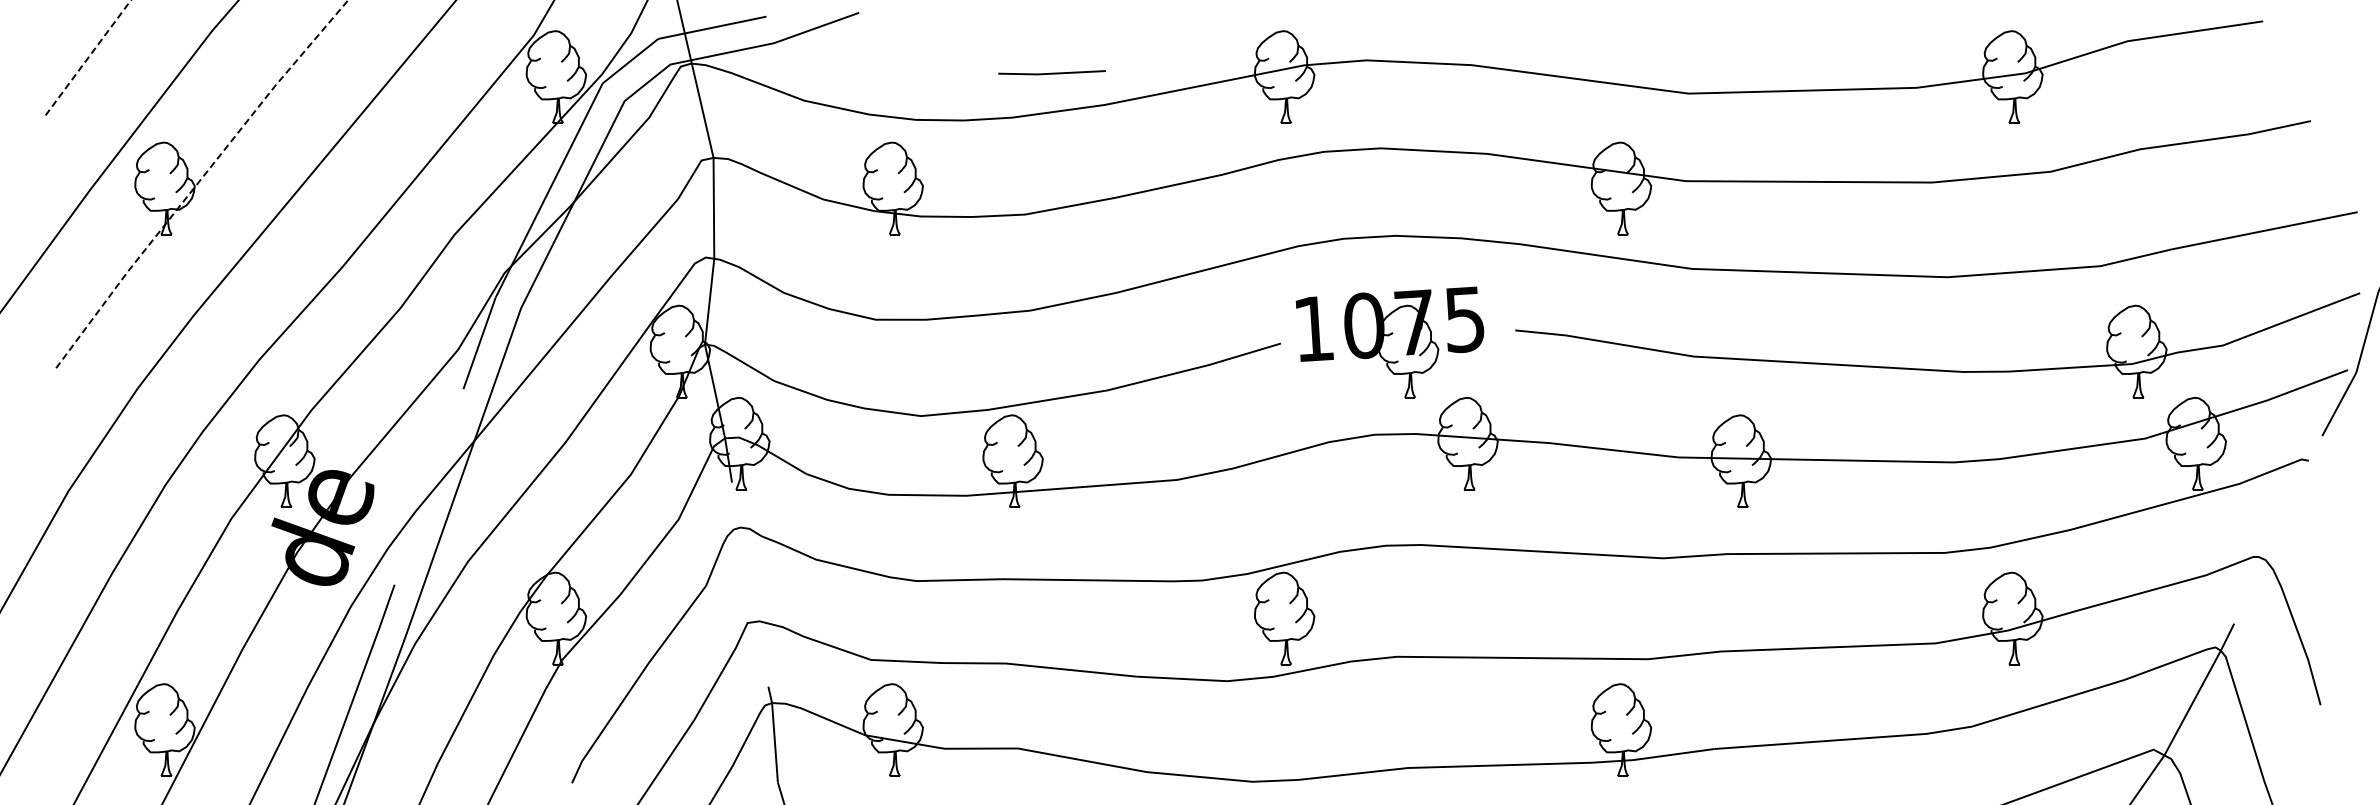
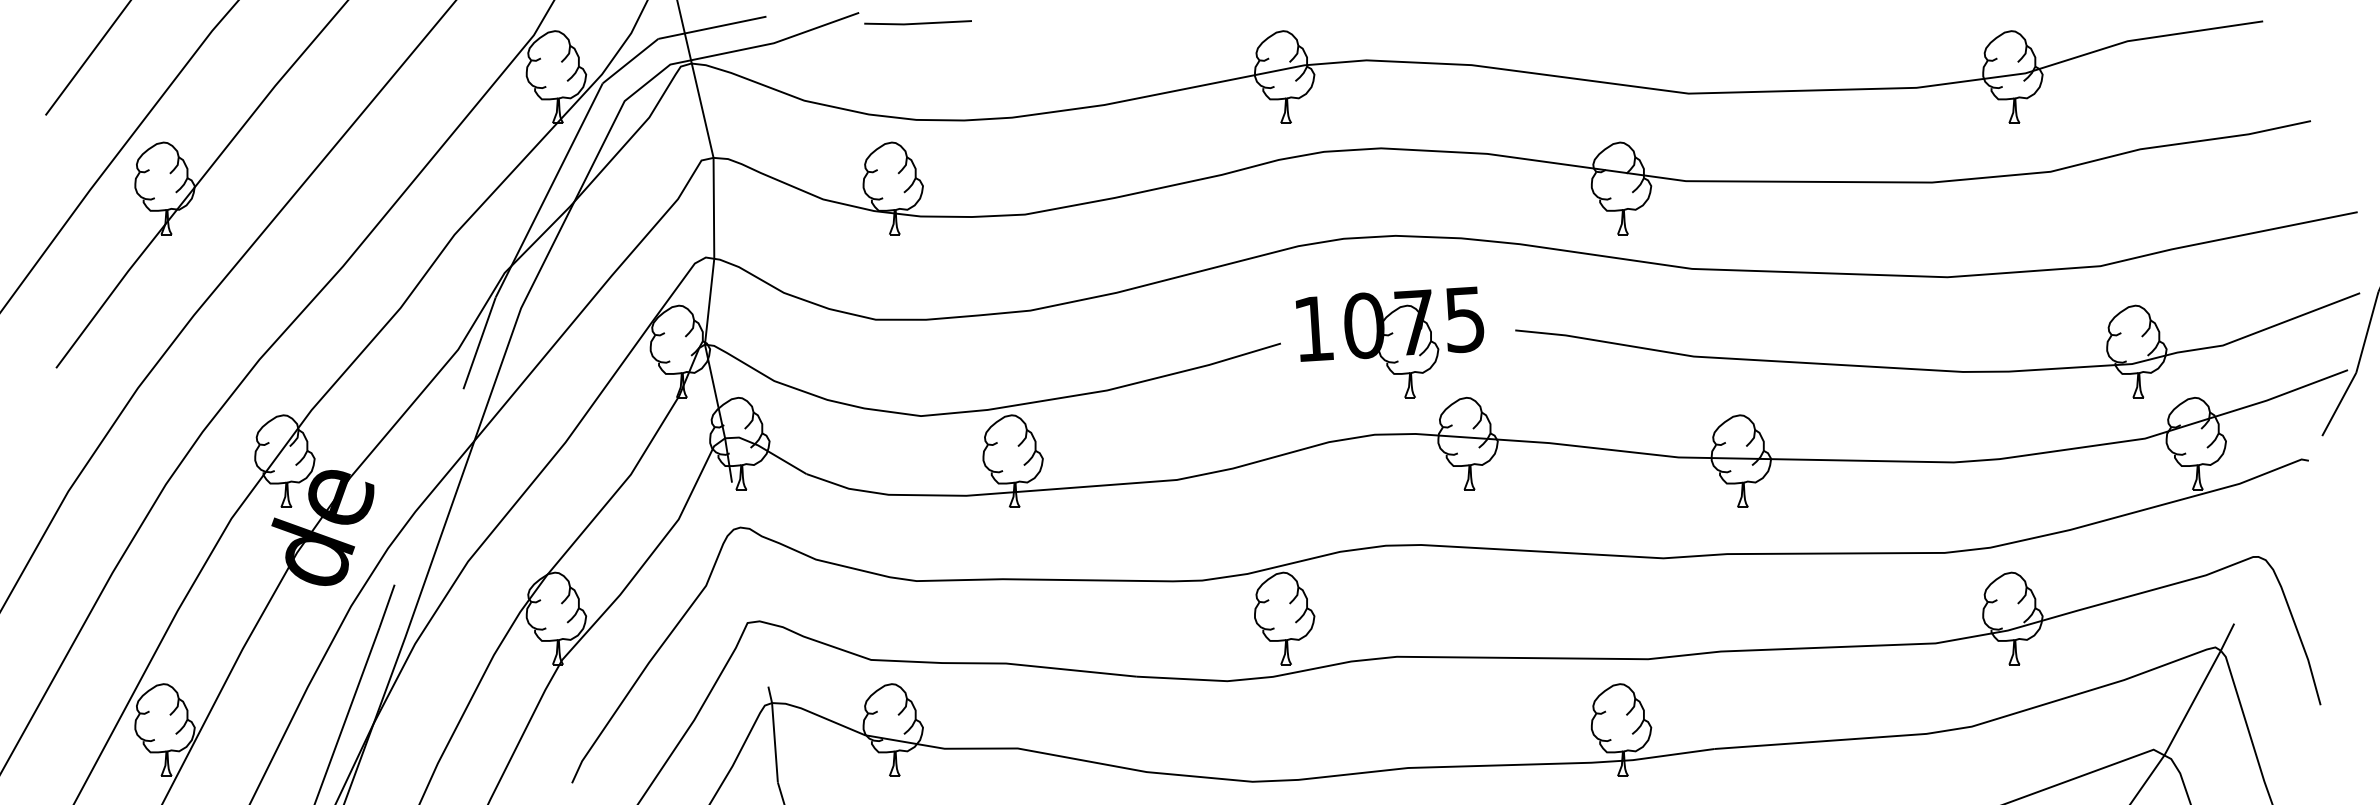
line: dashed -> solid (88, 57)
line position: (1051, 72) -> (917, 22) (917, 22)
line: dashed -> solid (199, 181)
